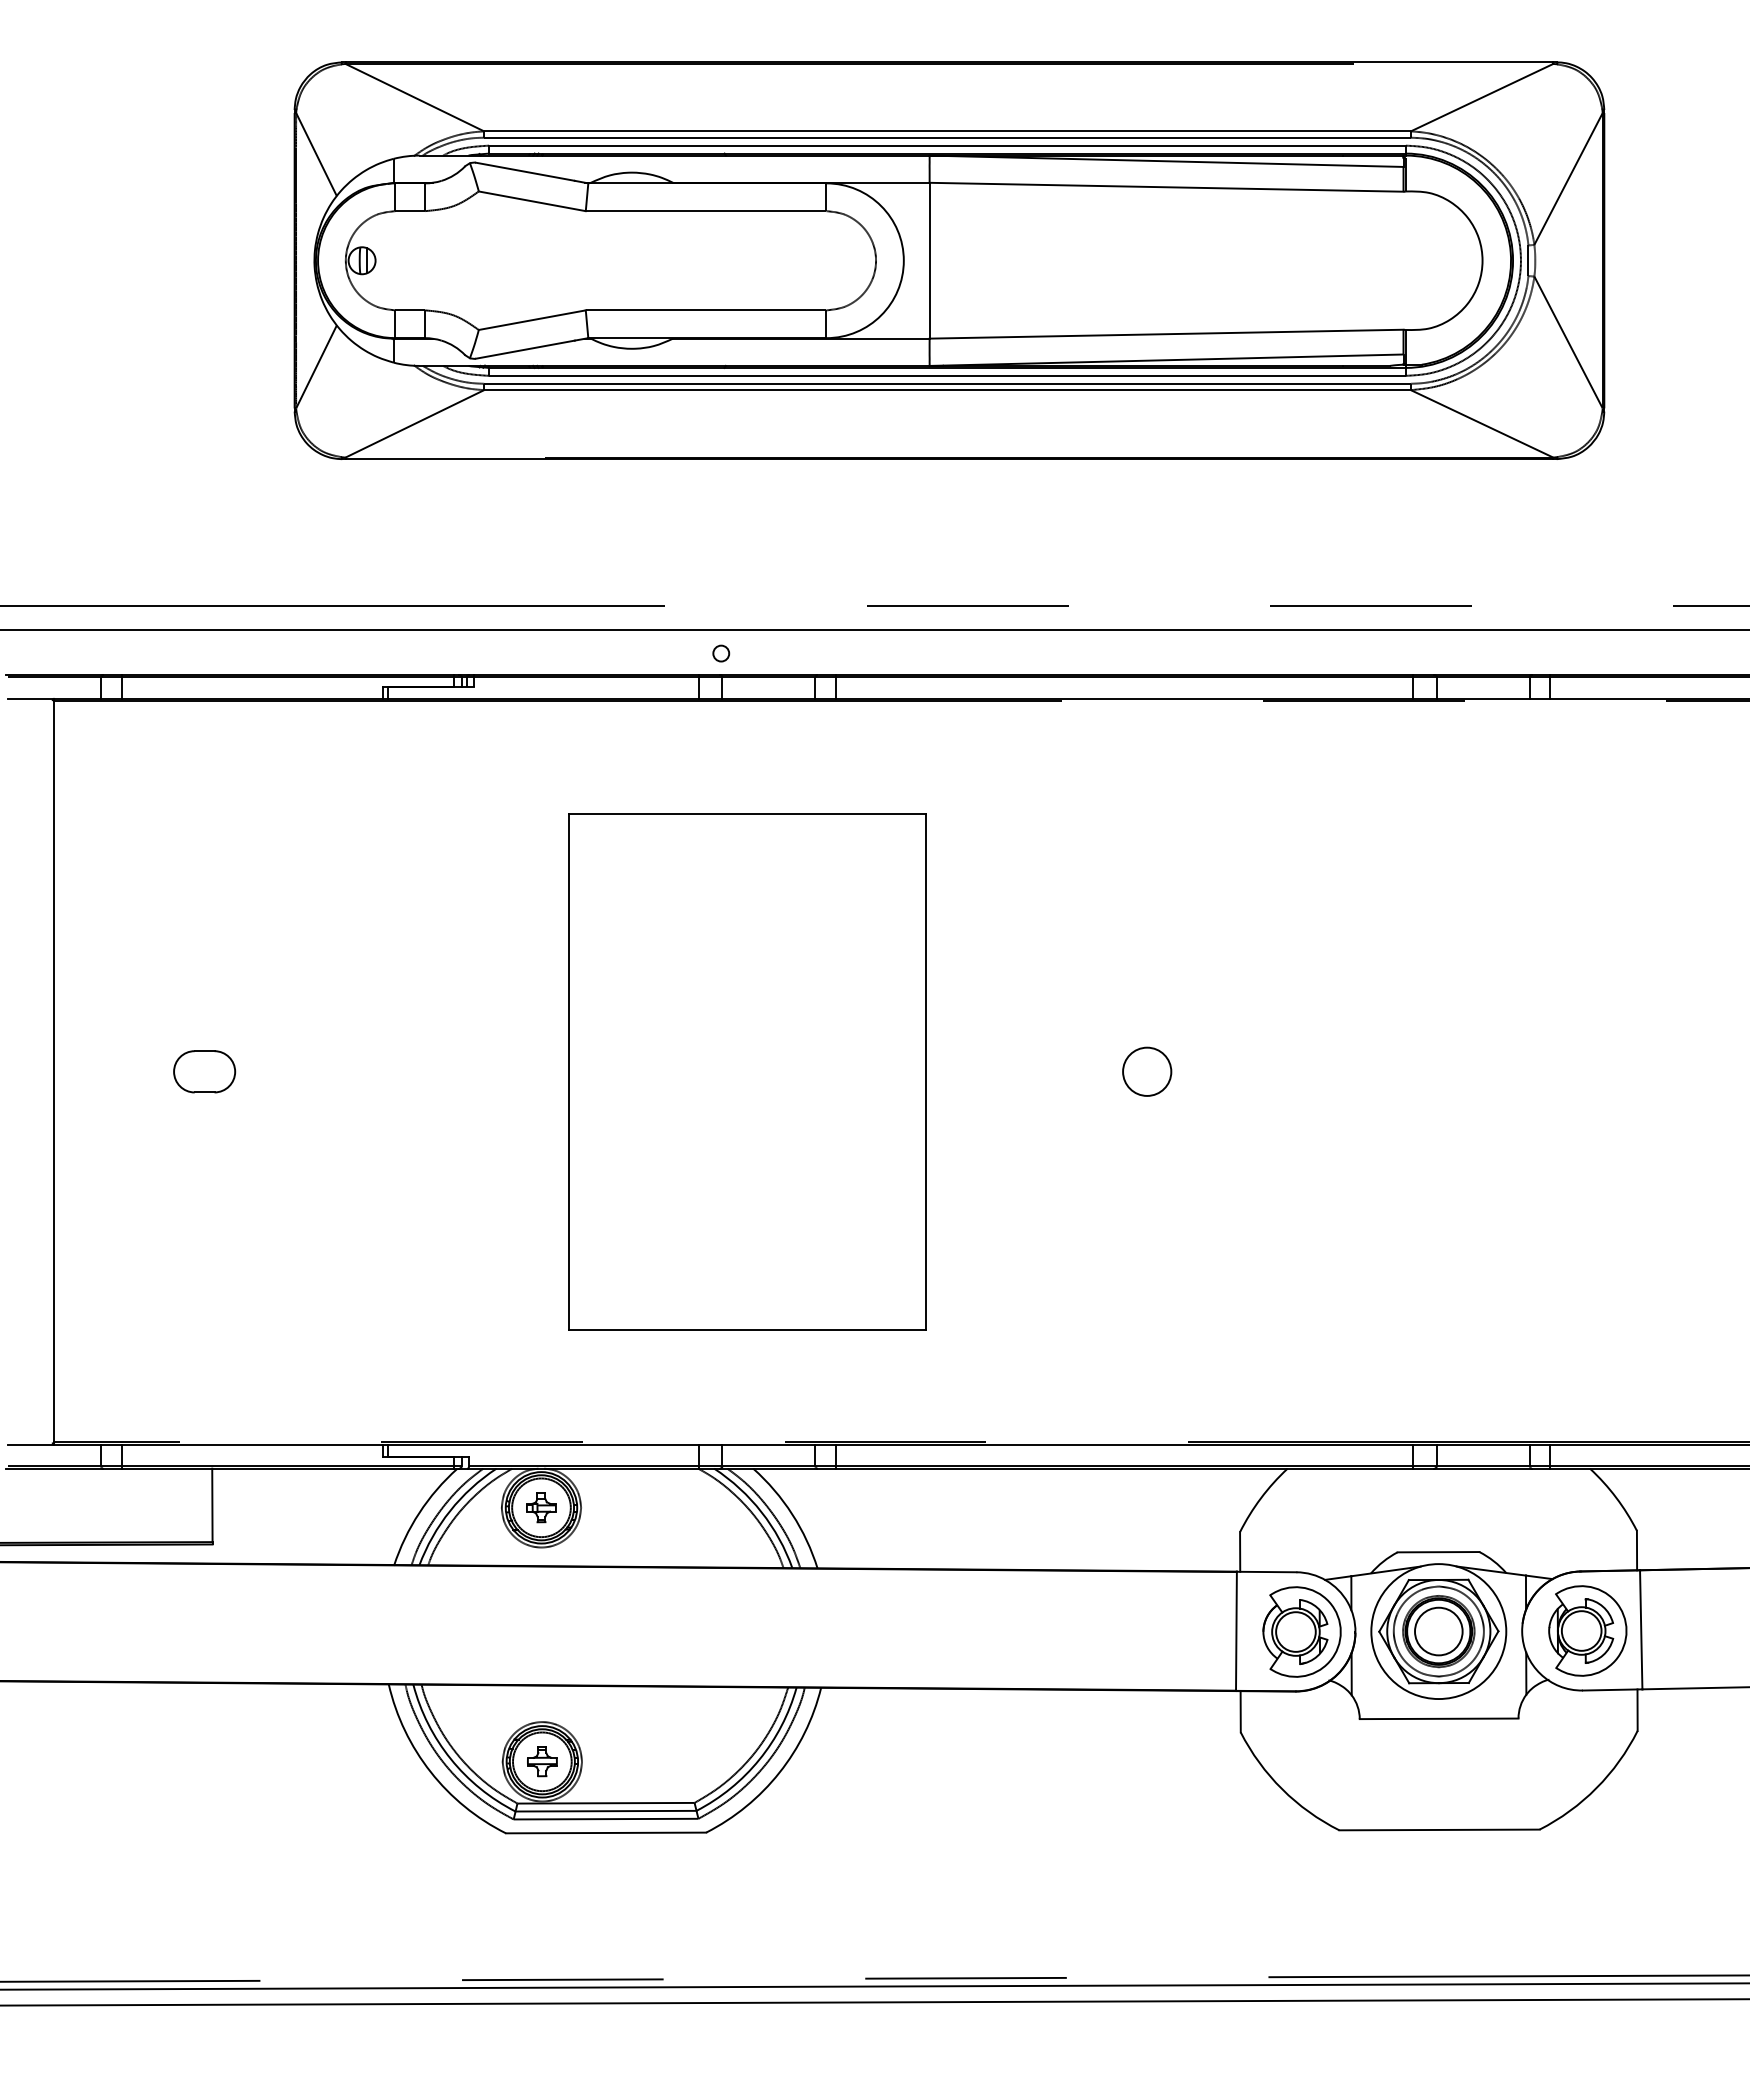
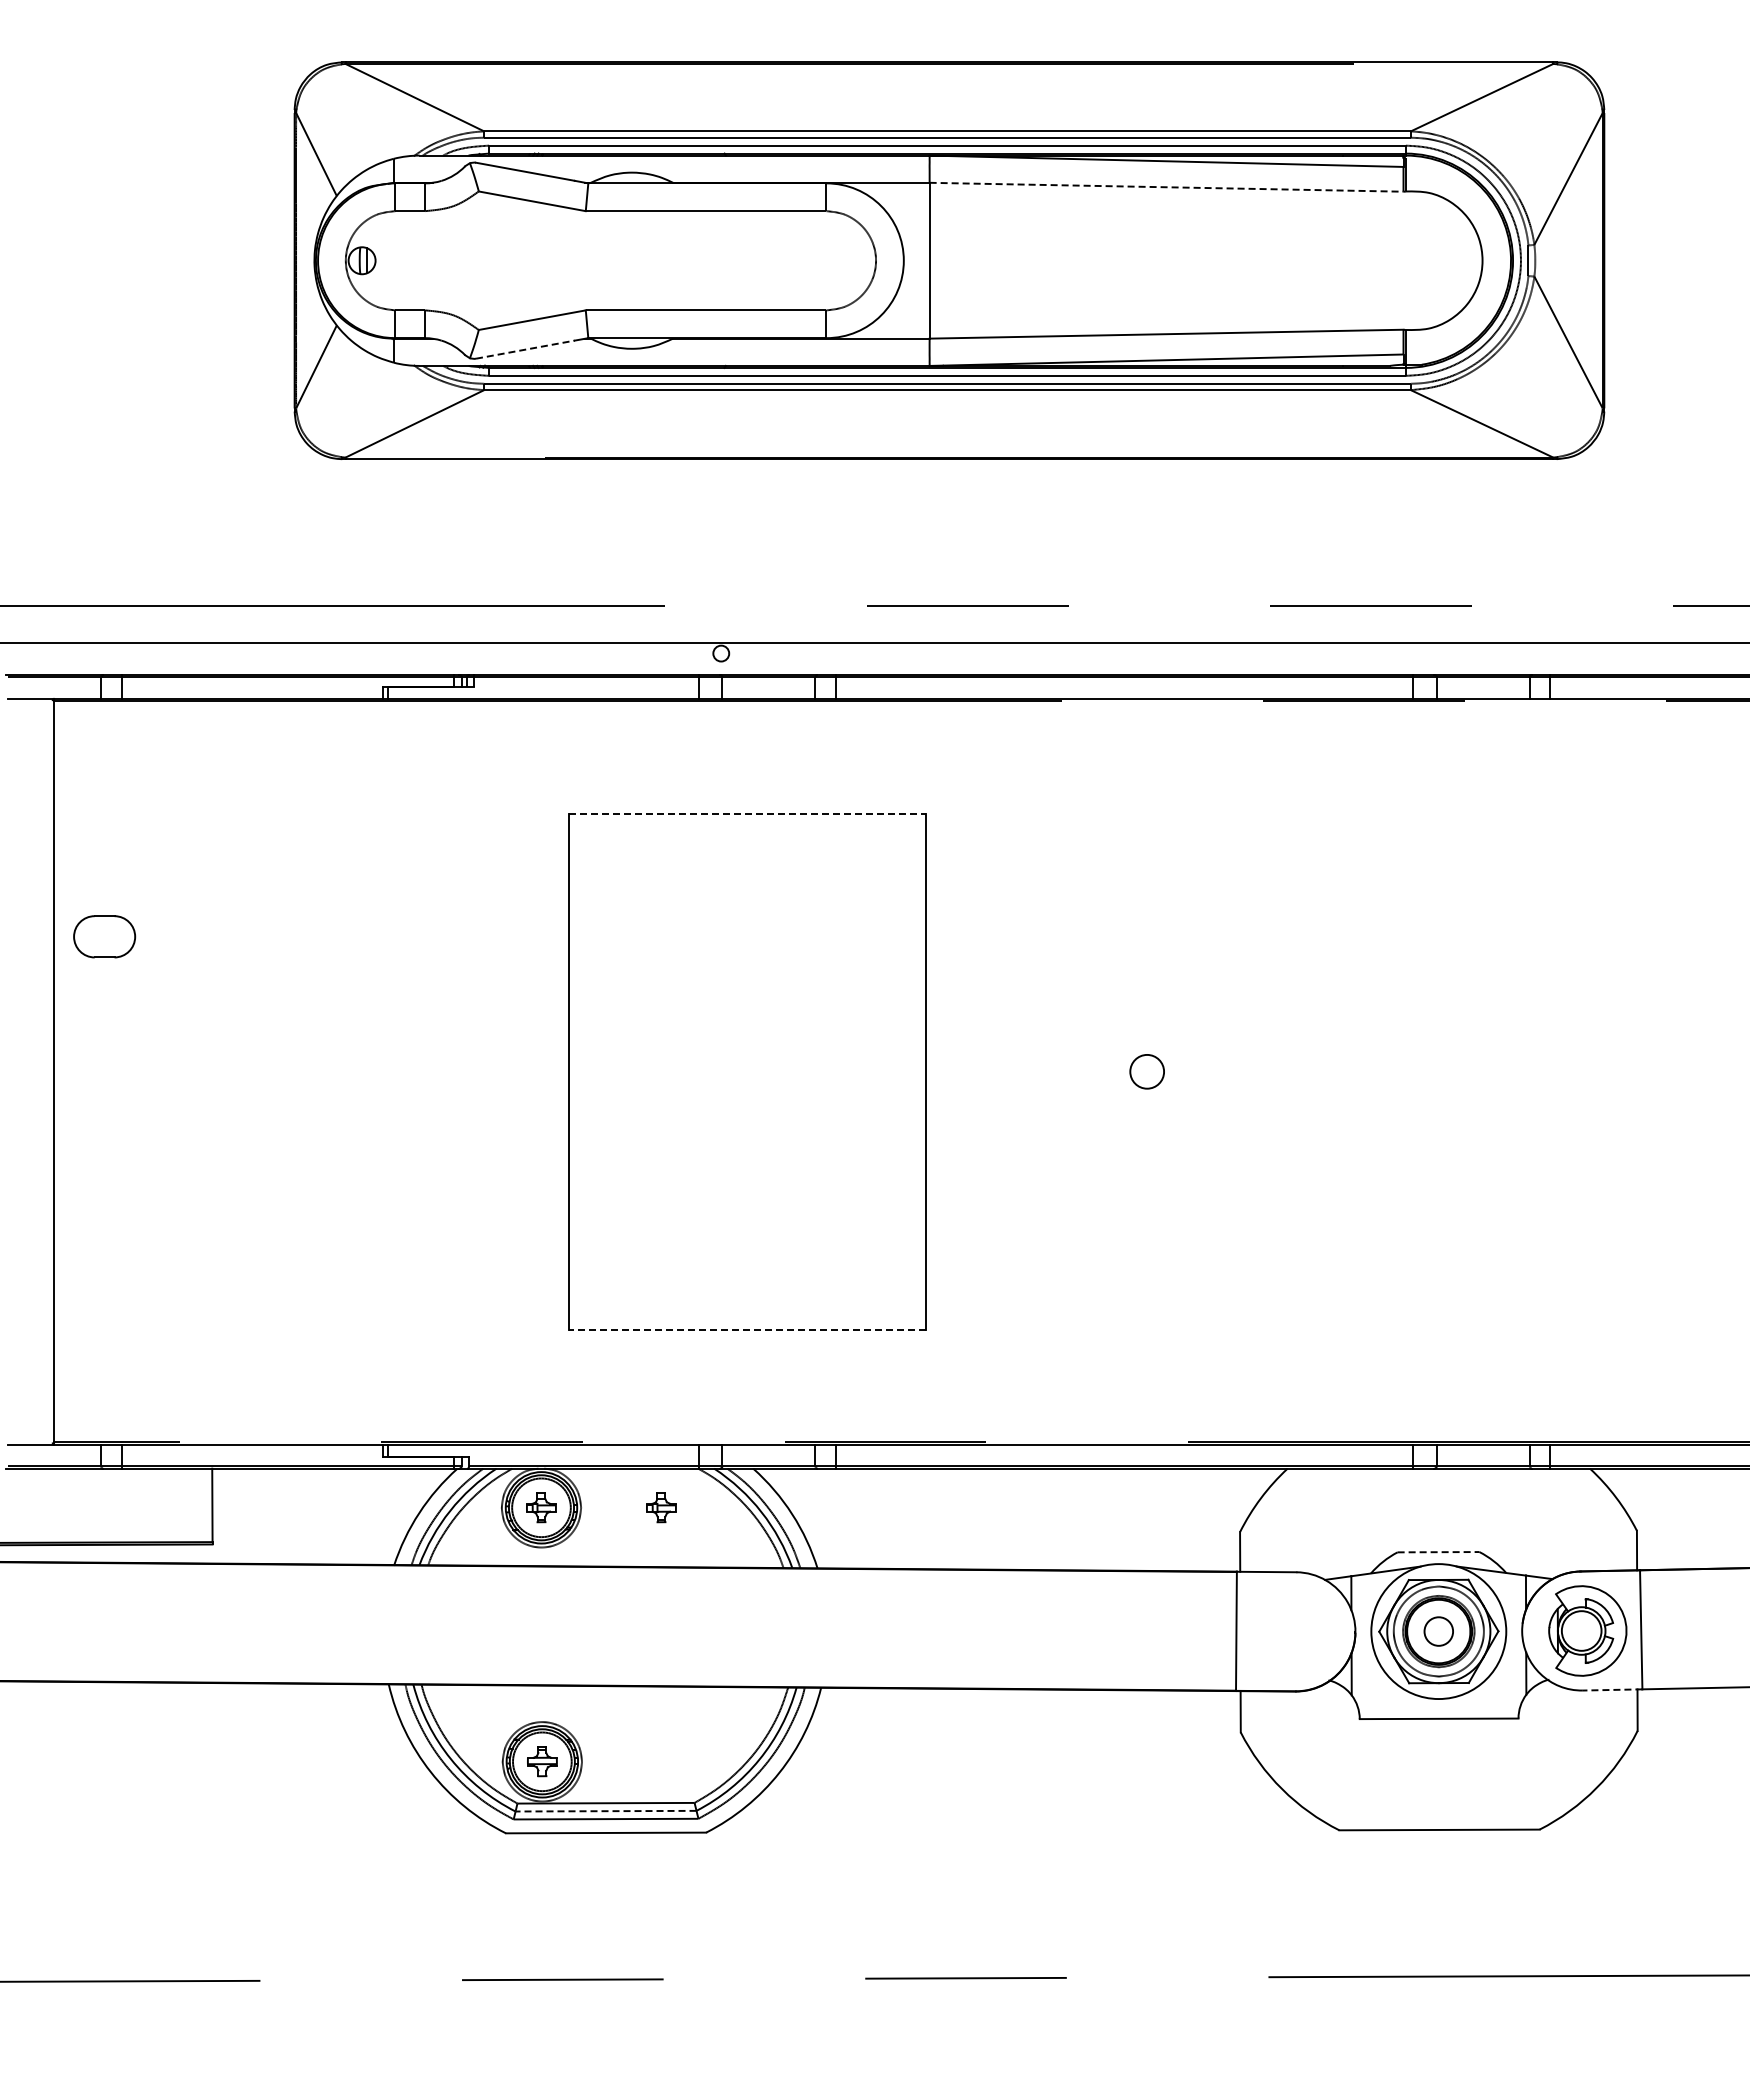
line: solid -> dashed (1166, 187)
line: solid -> dashed (525, 349)
line position: (874, 629) -> (874, 642) (874, 642)
line: solid -> dashed (747, 813)
part position: (204, 1071) -> (104, 936) (104, 936)
circle diameter: 48 px -> 34 px (1147, 1071)
line: solid -> dashed (747, 1329)
part: none -> present (661, 1507)
line: solid -> dashed (1438, 1552)
part: present -> none (1301, 1631)
circle diameter: 48 px -> 29 px (1438, 1631)
line: solid -> dashed (1612, 1689)
line: solid -> dashed (605, 1811)
line: present -> none (874, 1986)
line: present -> none (874, 2002)
